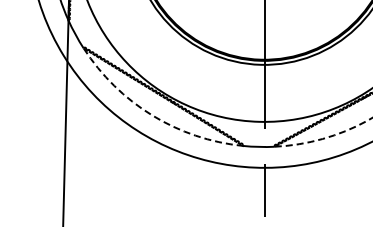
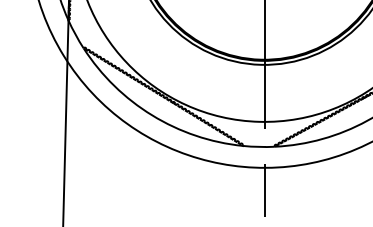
arc: dashed -> solid (152, 115)
arc: dashed -> solid (325, 138)
